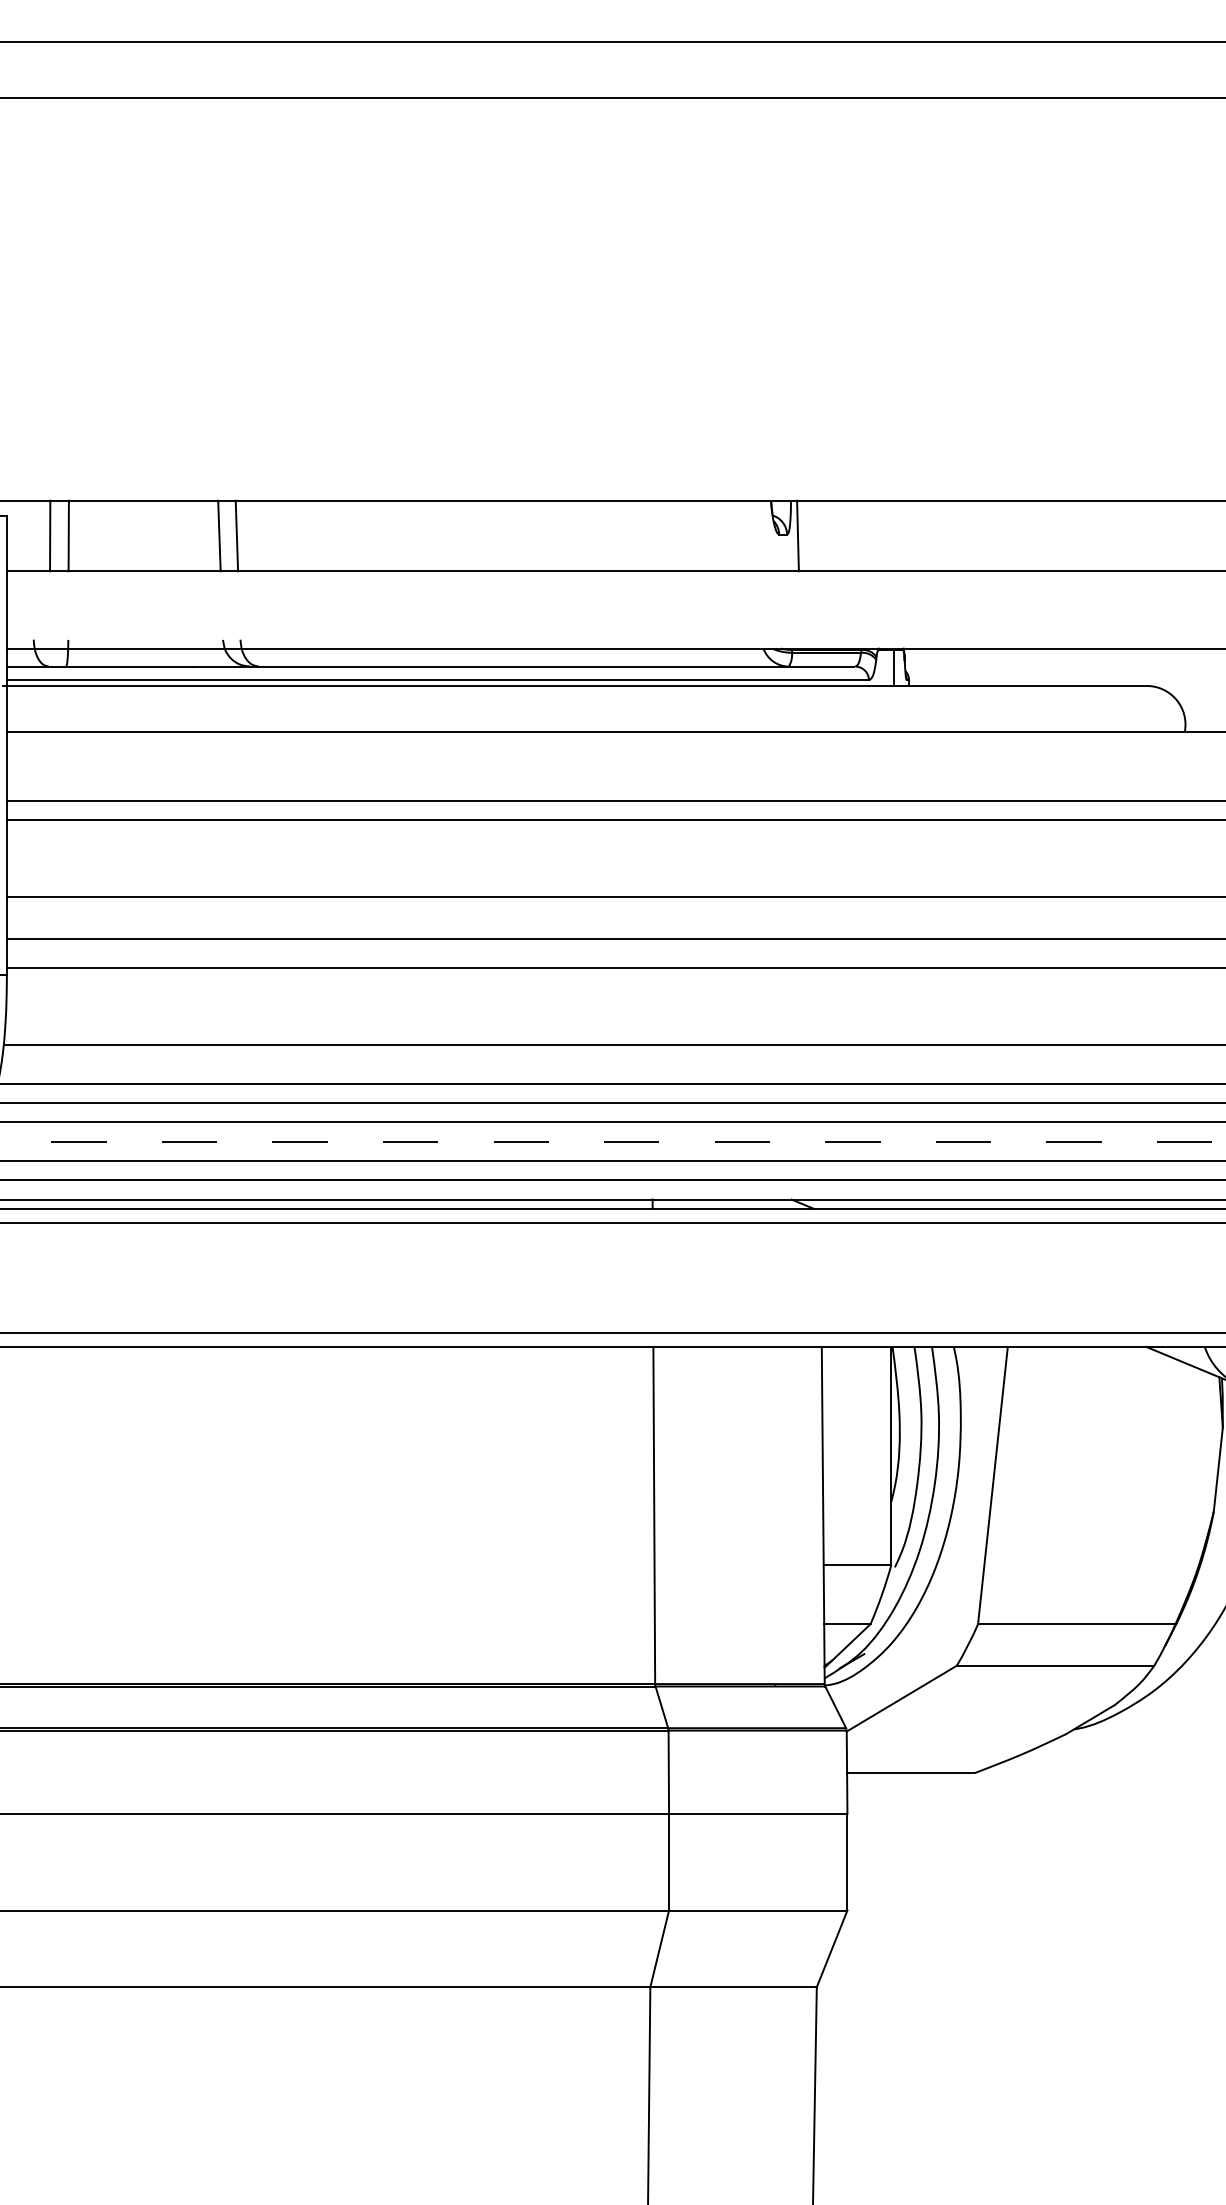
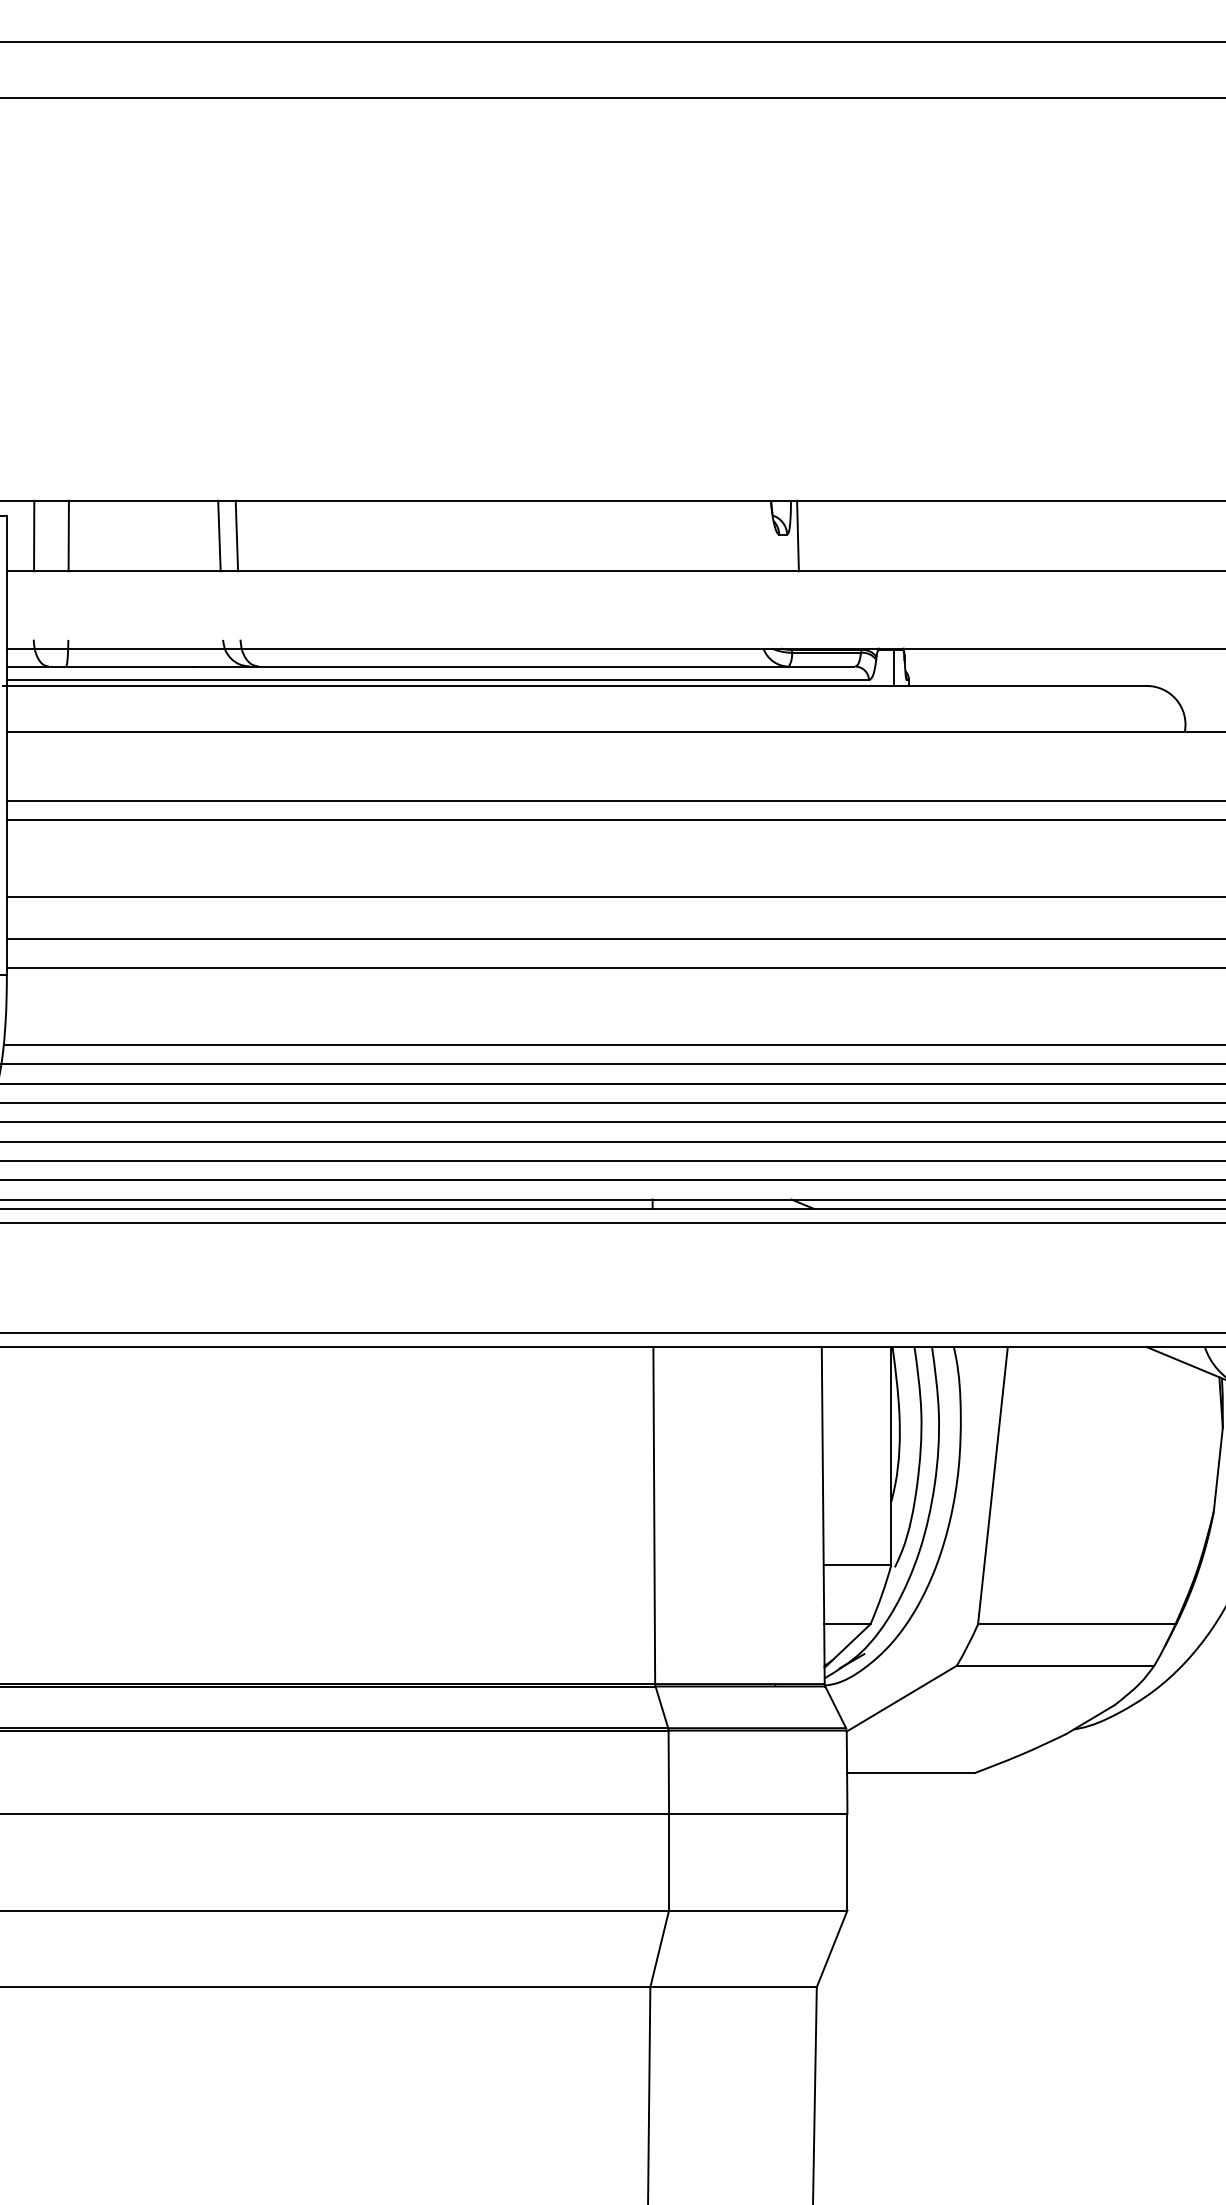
line position: (50, 535) -> (34, 535) (34, 535)
line: none -> present (612, 1064)
line: dashed -> solid (613, 1141)
